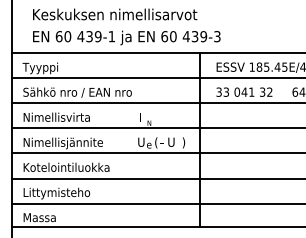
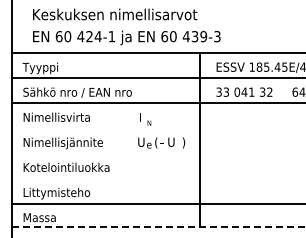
text: 439-1 -> 424-1 (93, 36)
line: present -> none (157, 128)
line: present -> none (157, 153)
line: present -> none (157, 178)
line: solid -> dashed (159, 227)
